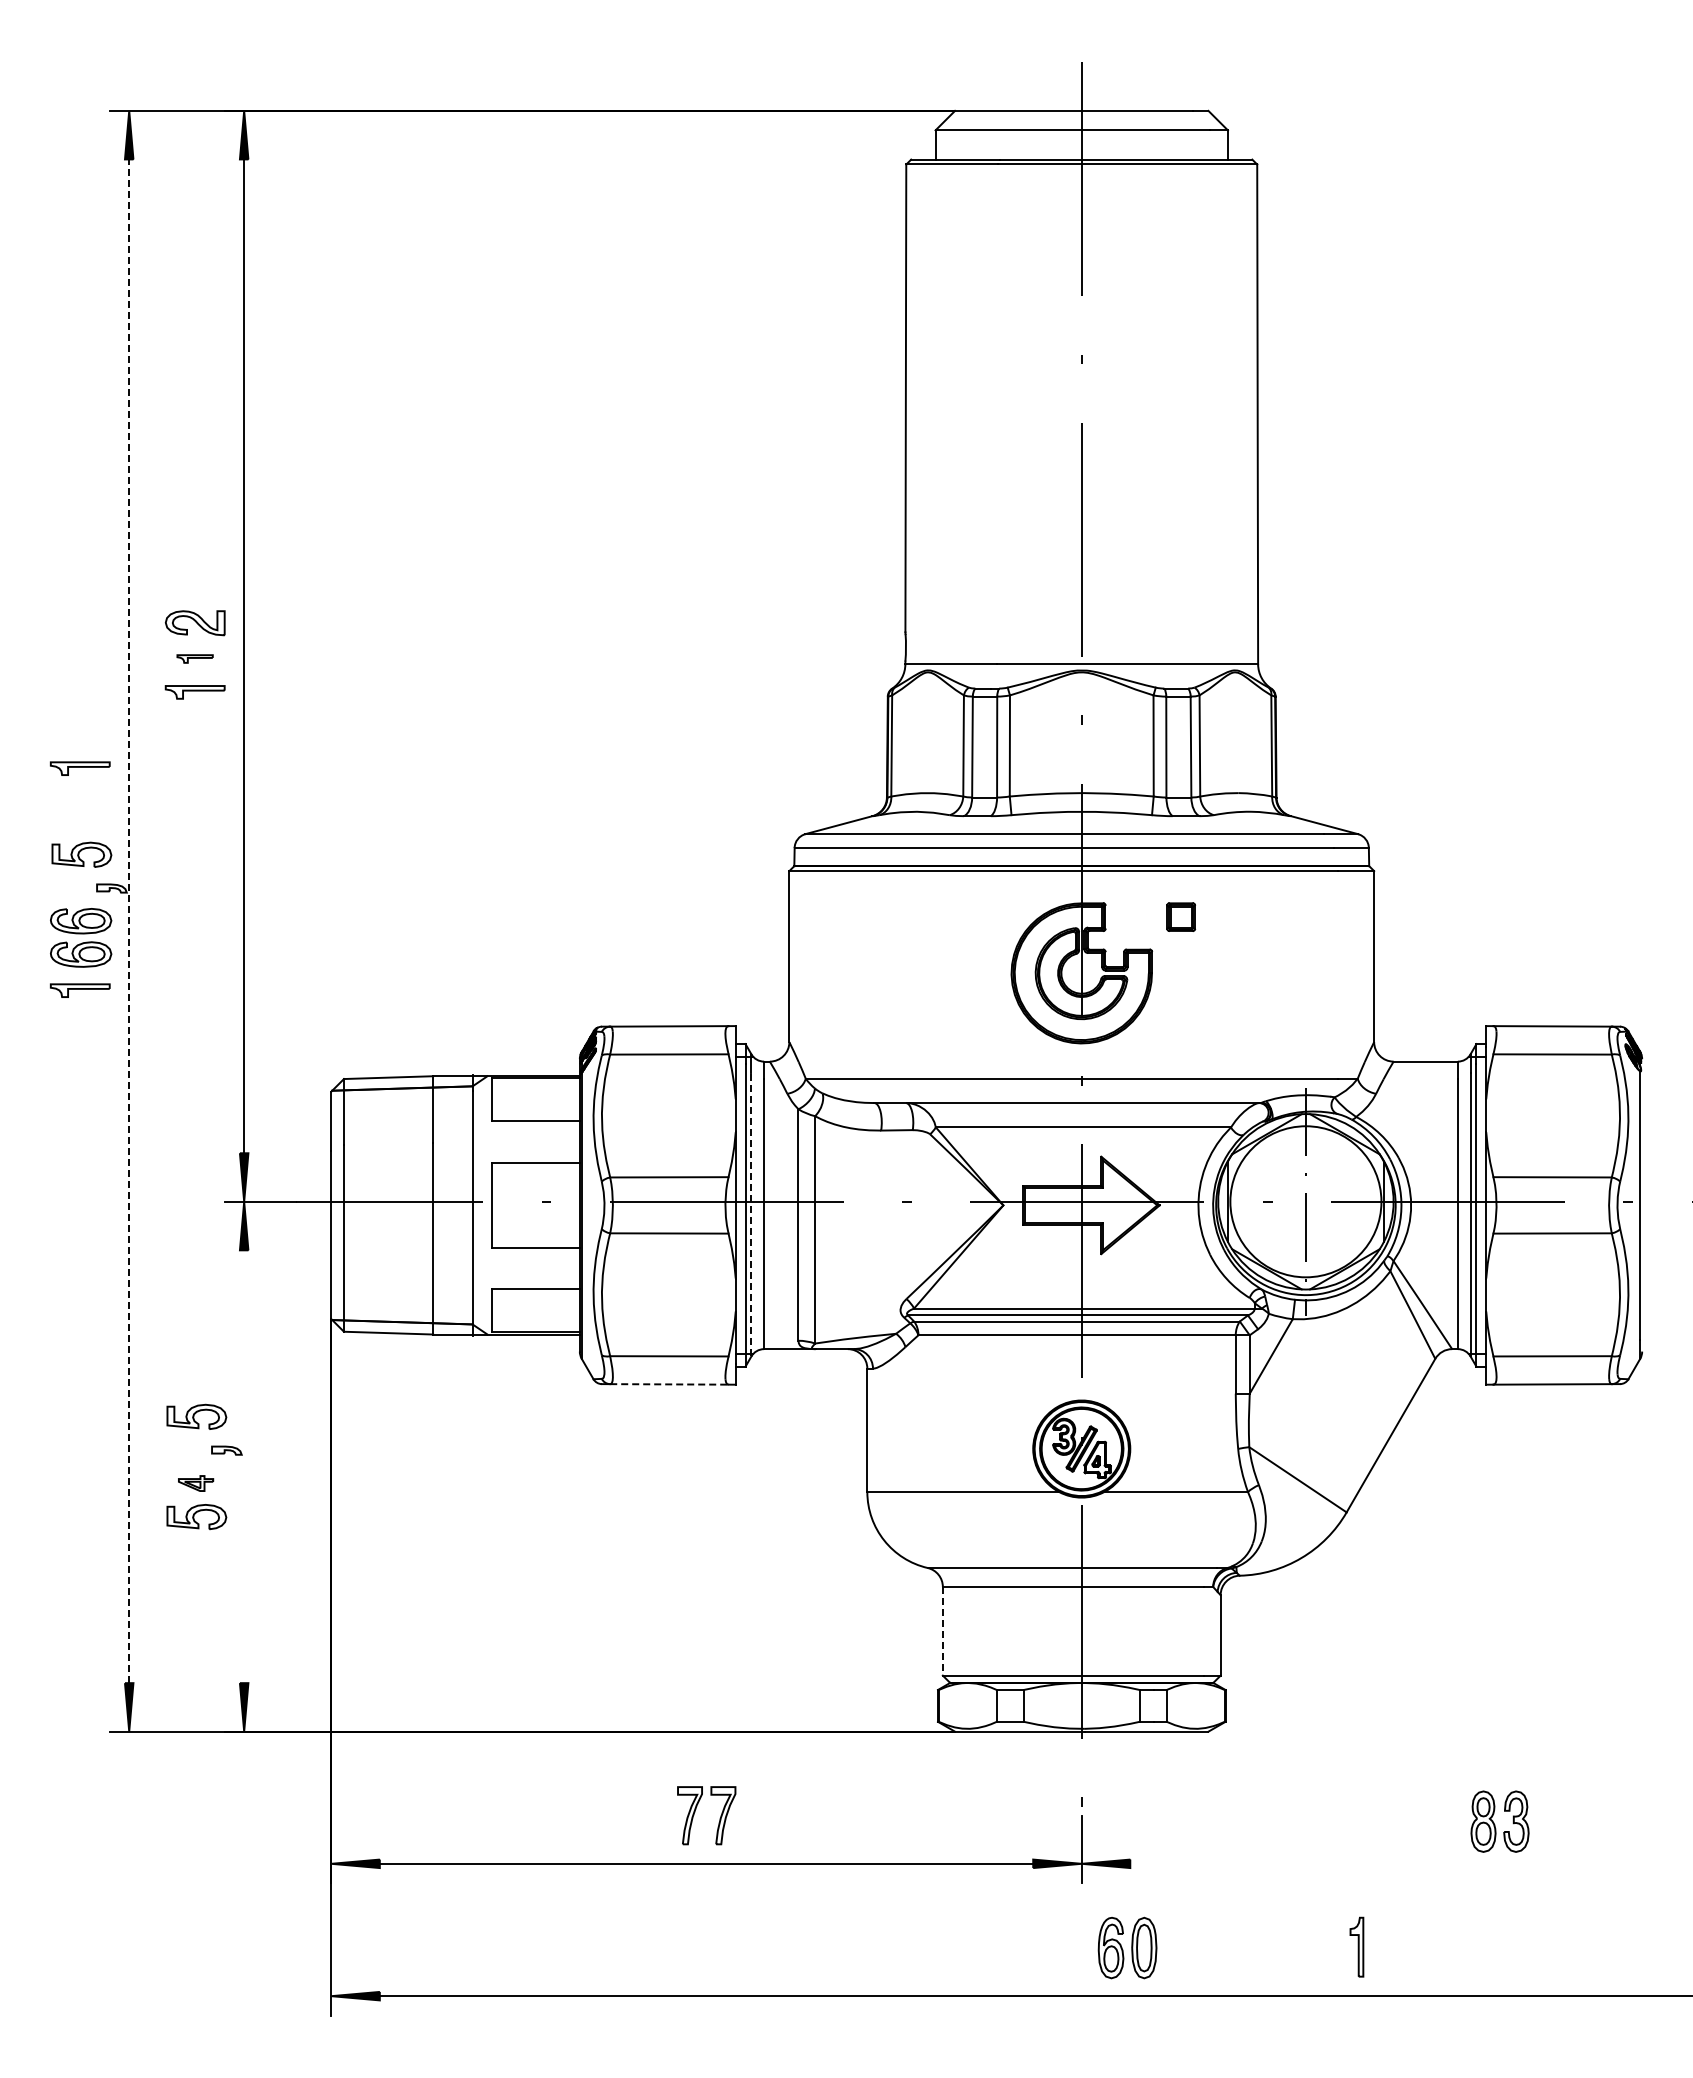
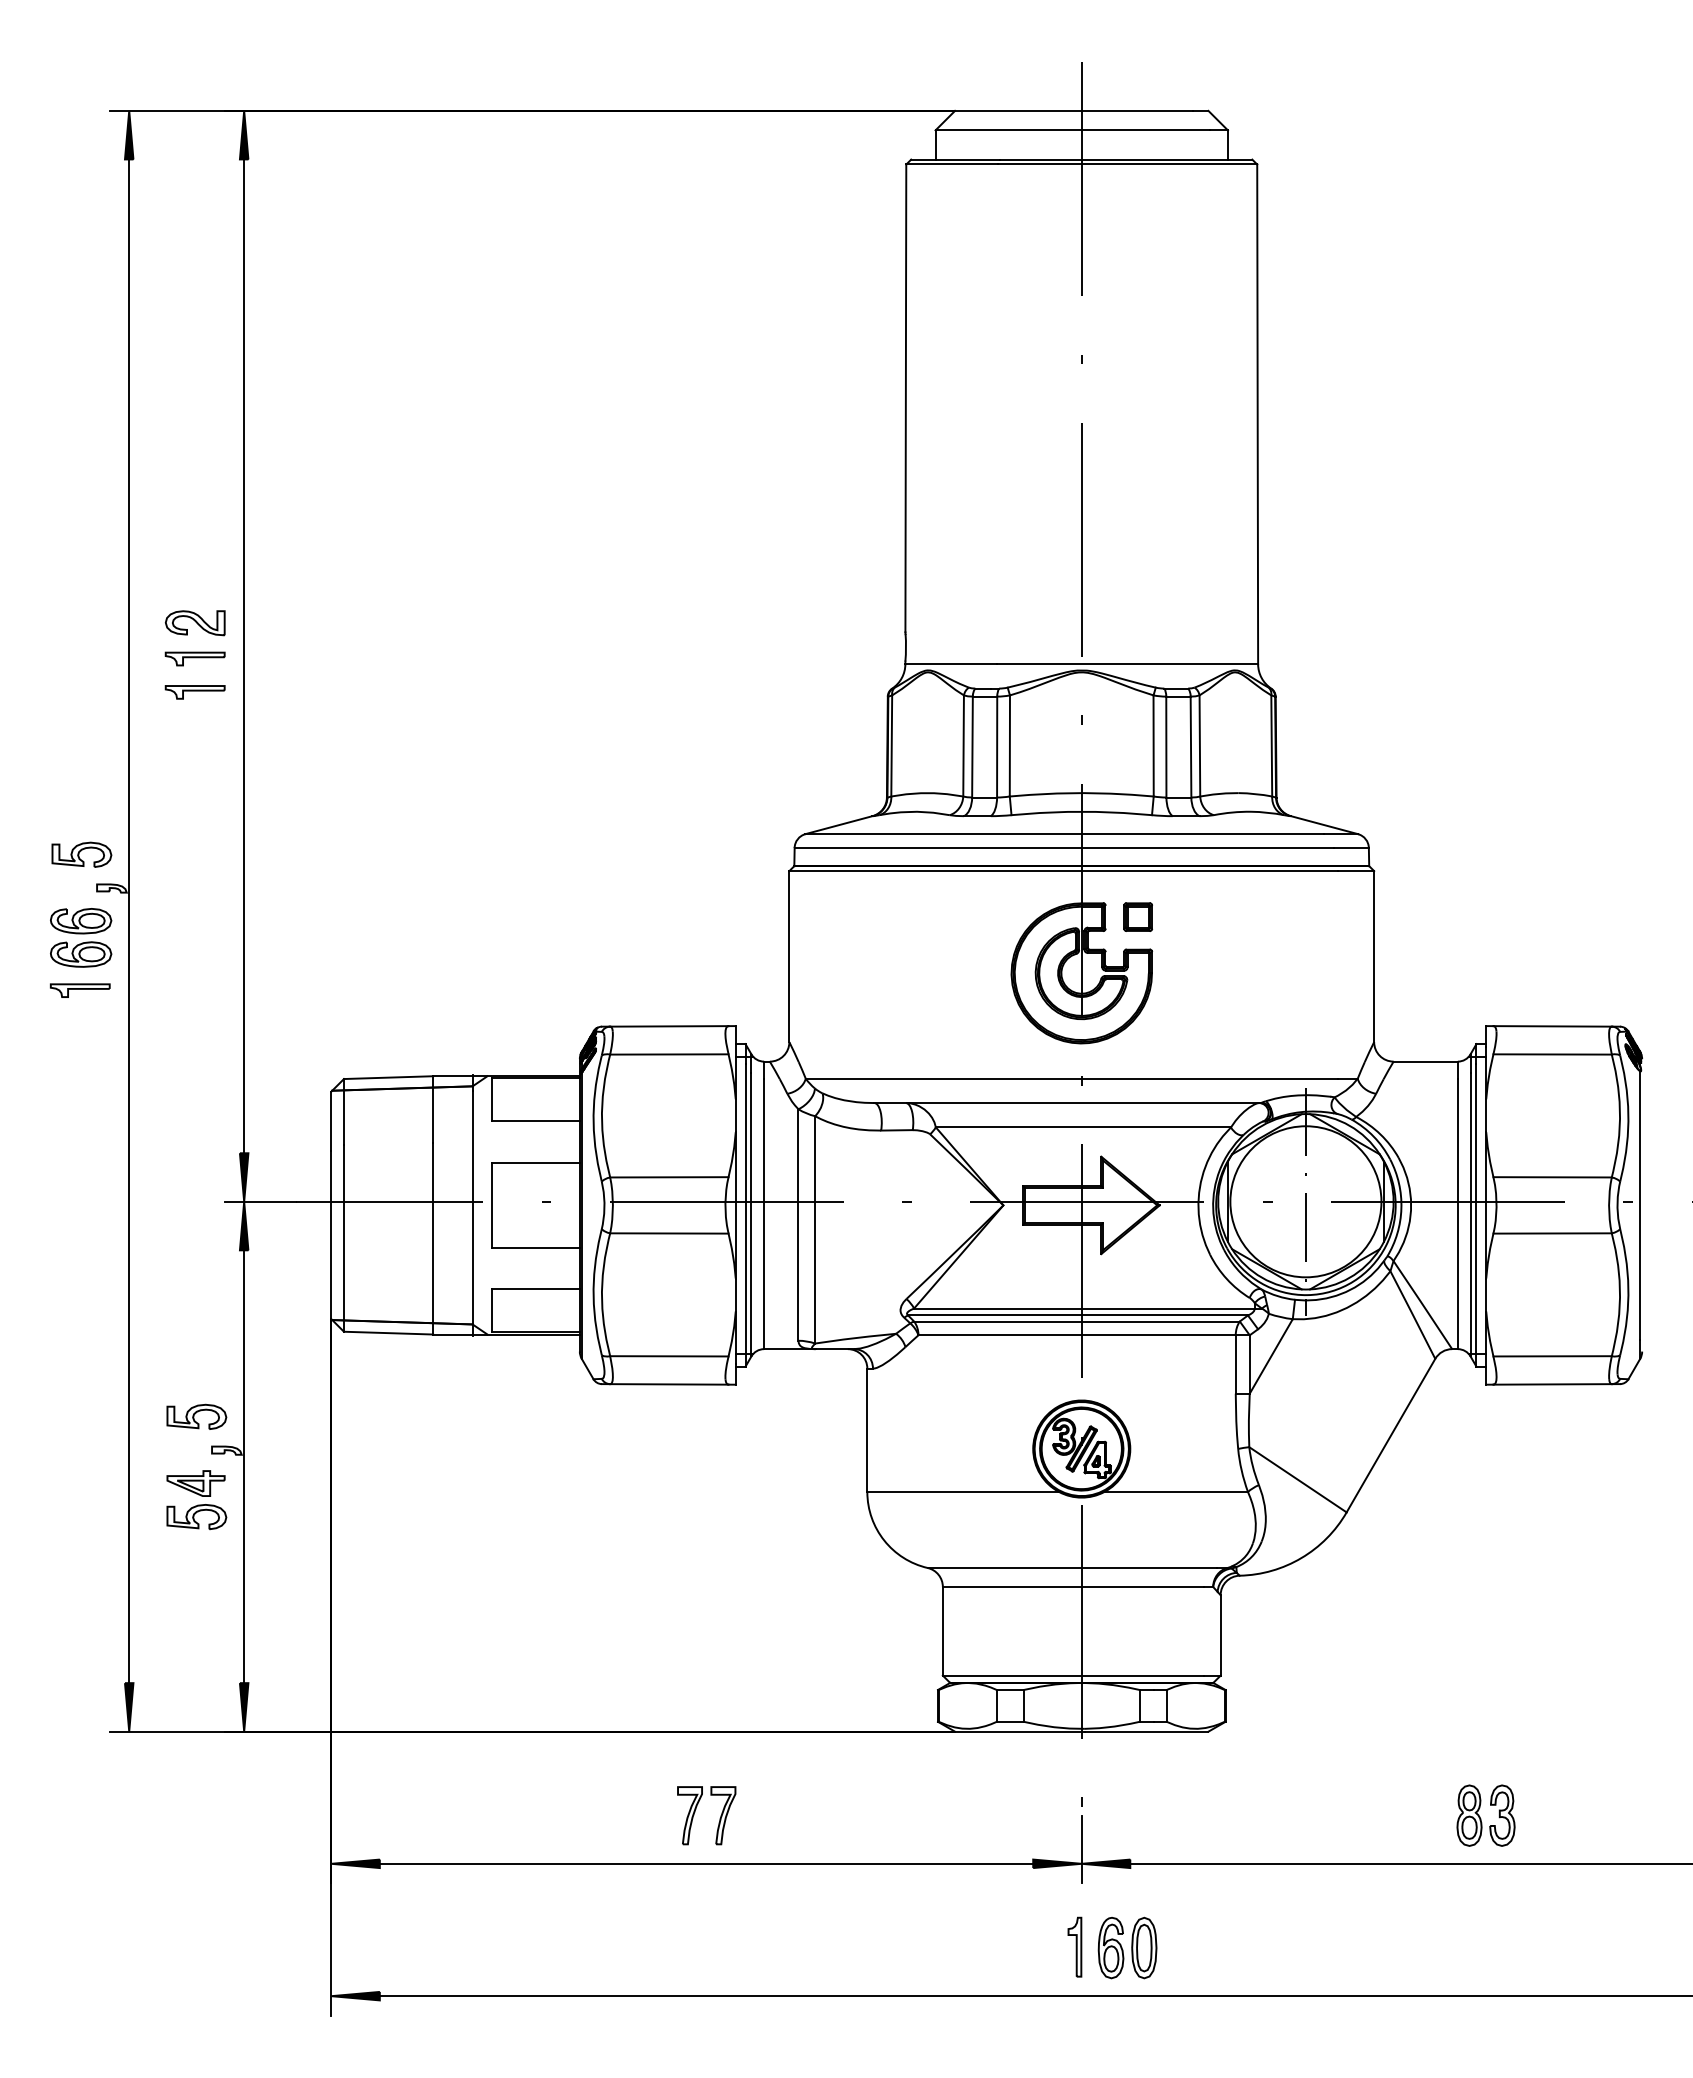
part size: 38x10 px -> 62x16 px (194, 658)
part: present -> none (79, 768)
part position: (1180, 916) -> (1137, 916) (1137, 916)
line: dashed -> solid (129, 921)
line: dashed -> solid (751, 1214)
line: dashed -> solid (669, 1384)
line: none -> present (244, 1466)
part size: 37x17 px -> 60x27 px (195, 1483)
line: dashed -> solid (942, 1631)
part position: (1499, 1821) -> (1485, 1815) (1485, 1815)
line: none -> present (1409, 1863)
part position: (1356, 1946) -> (1074, 1946) (1074, 1946)
